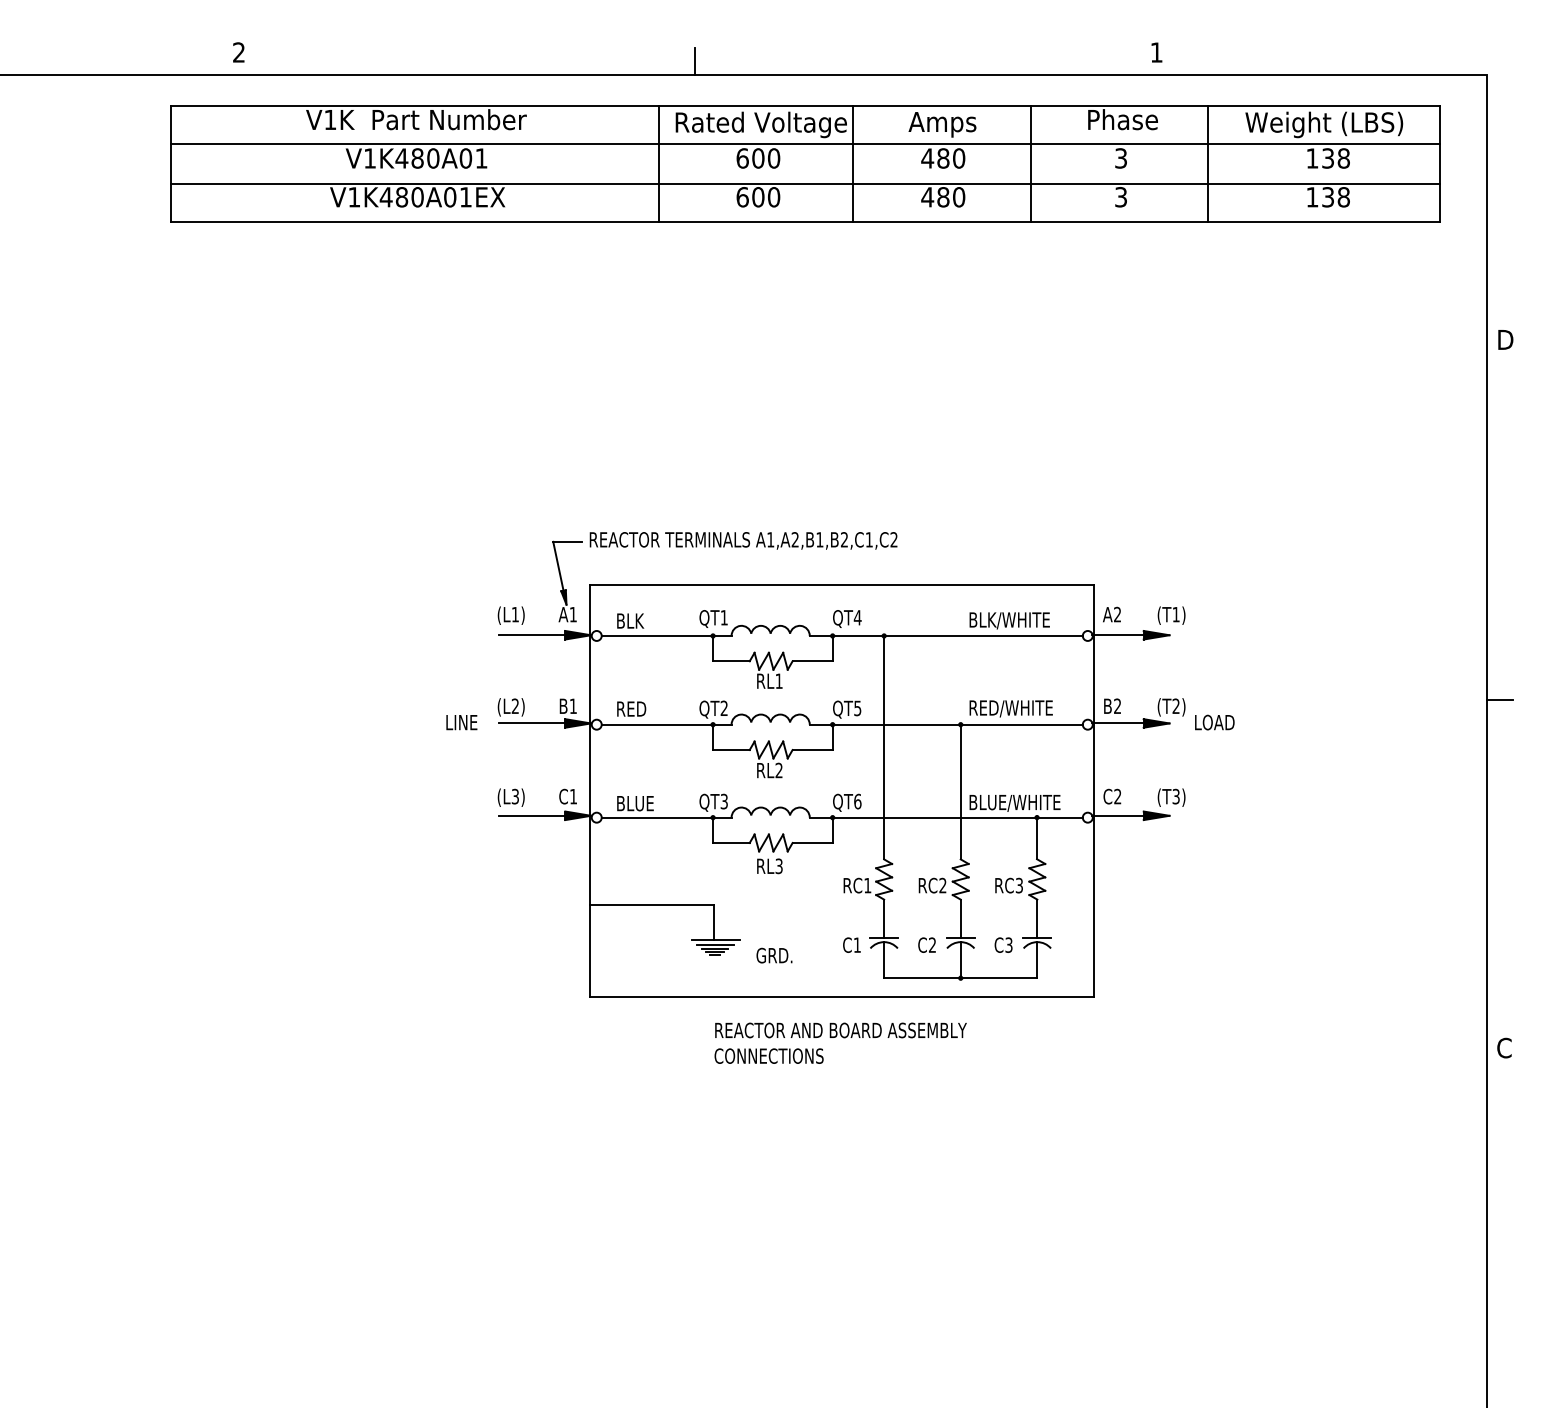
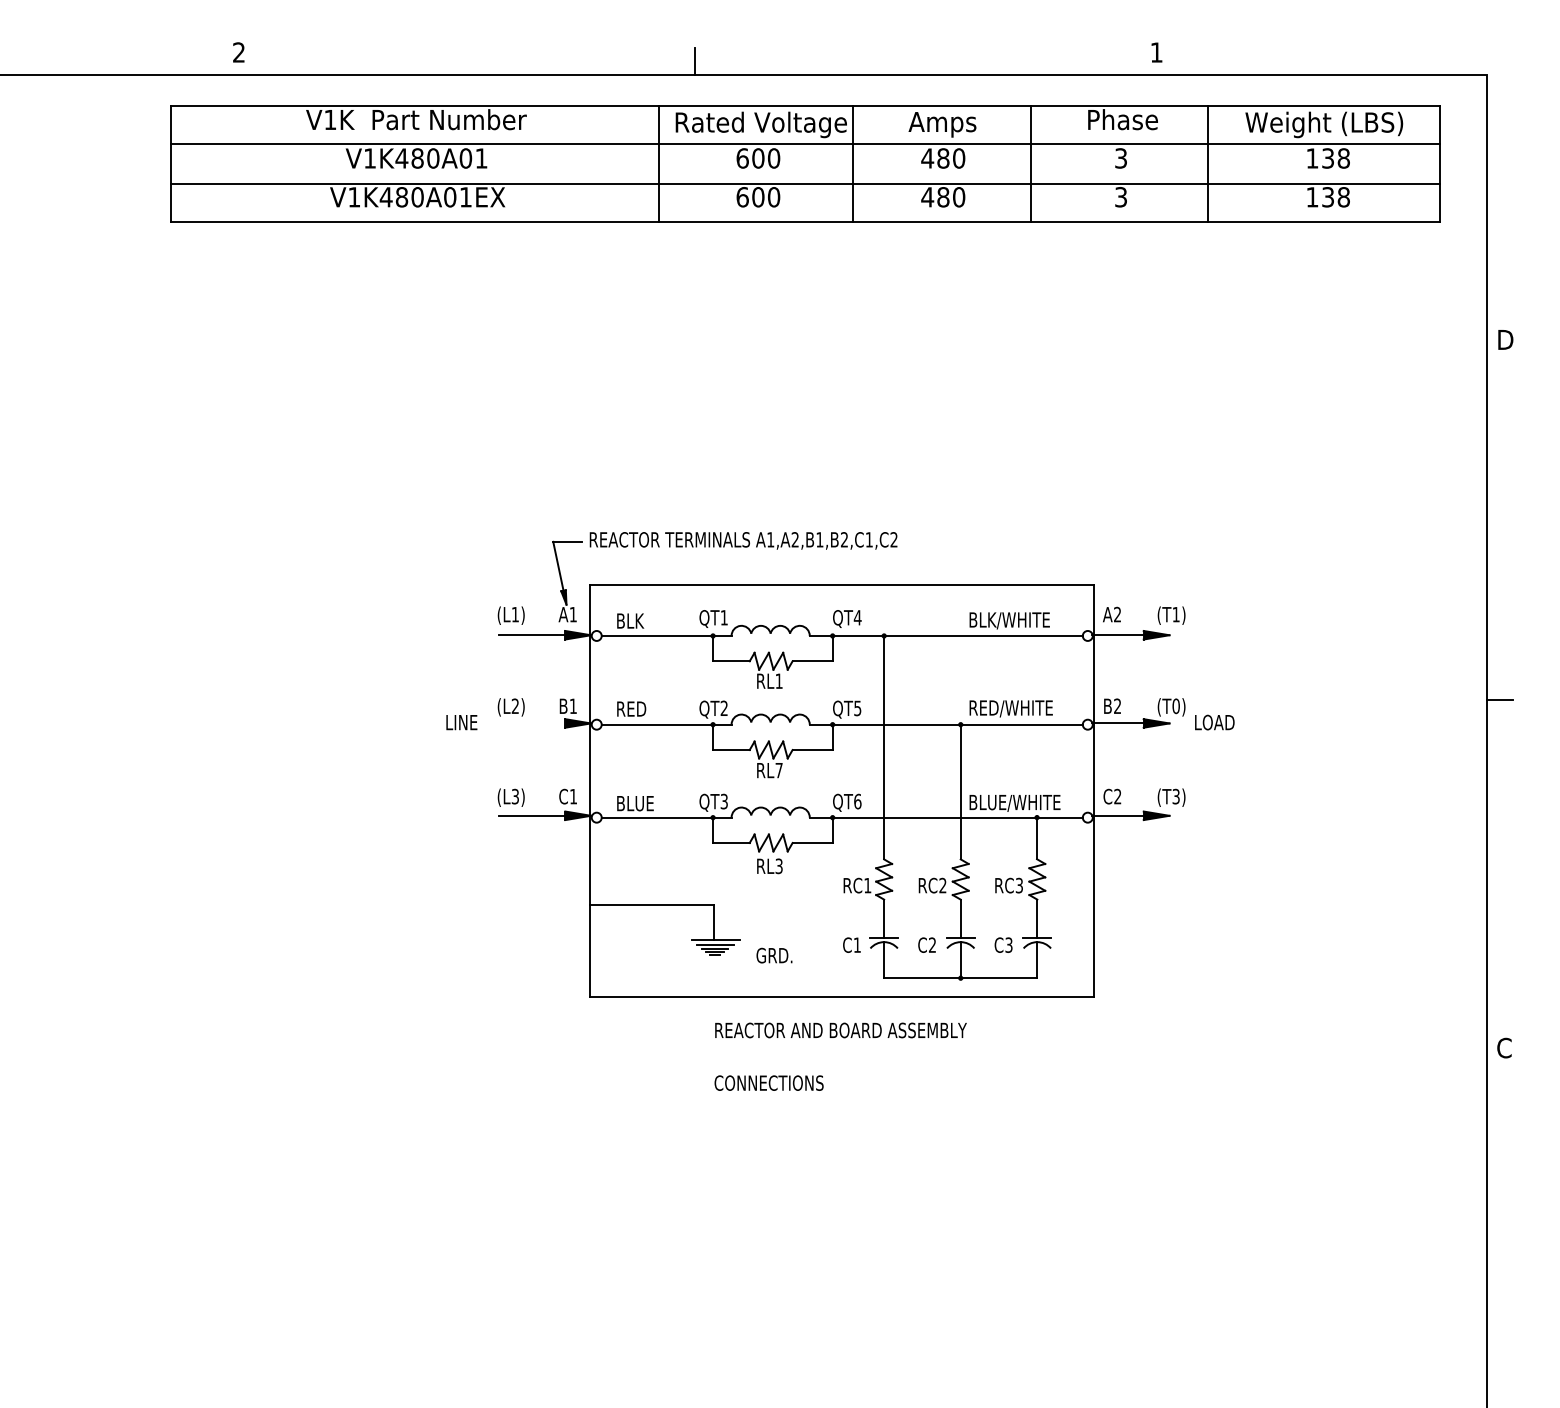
text: (T2) -> (T0) (1175, 706)
line: present -> none (532, 723)
text: RL2 -> RL7 (778, 770)
text position: (768, 1055) -> (768, 1082) (768, 1082)
